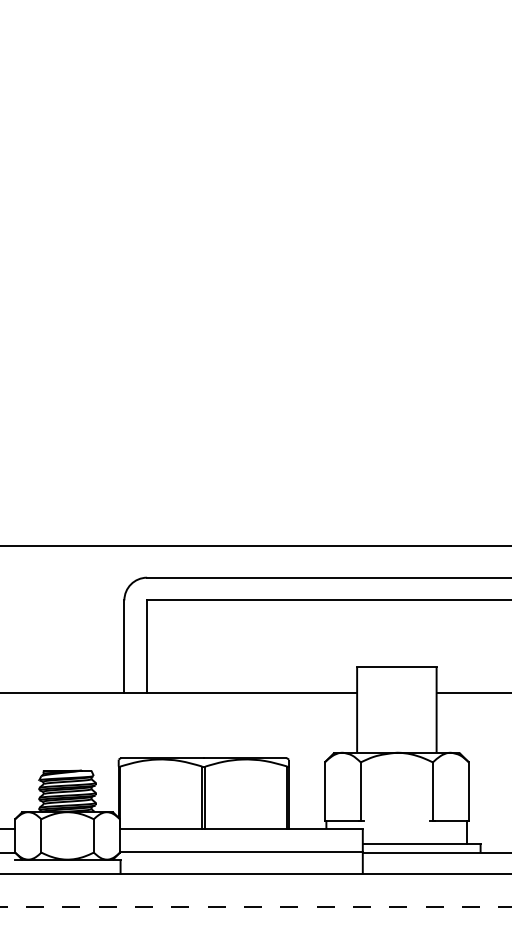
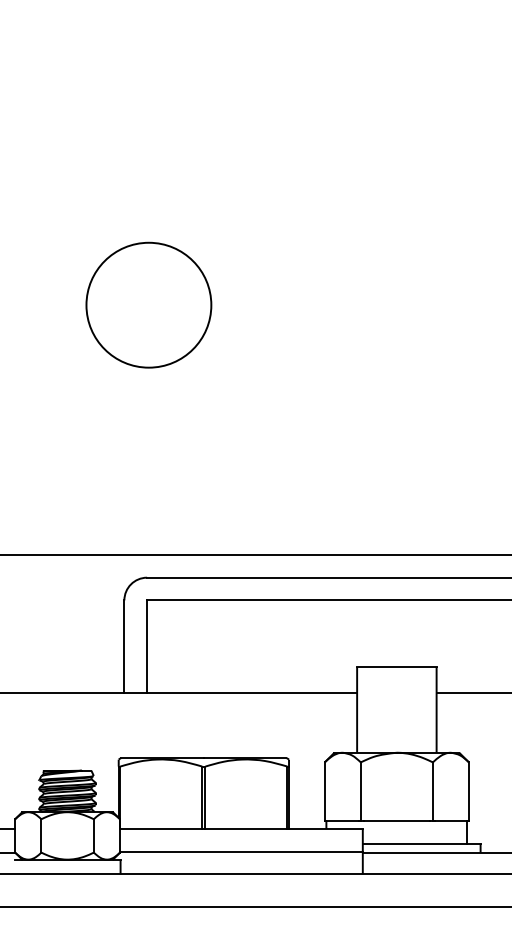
circle: none -> present (148, 304)
line position: (255, 546) -> (255, 555) (255, 555)
line: none -> present (396, 820)
line: dashed -> solid (255, 906)
